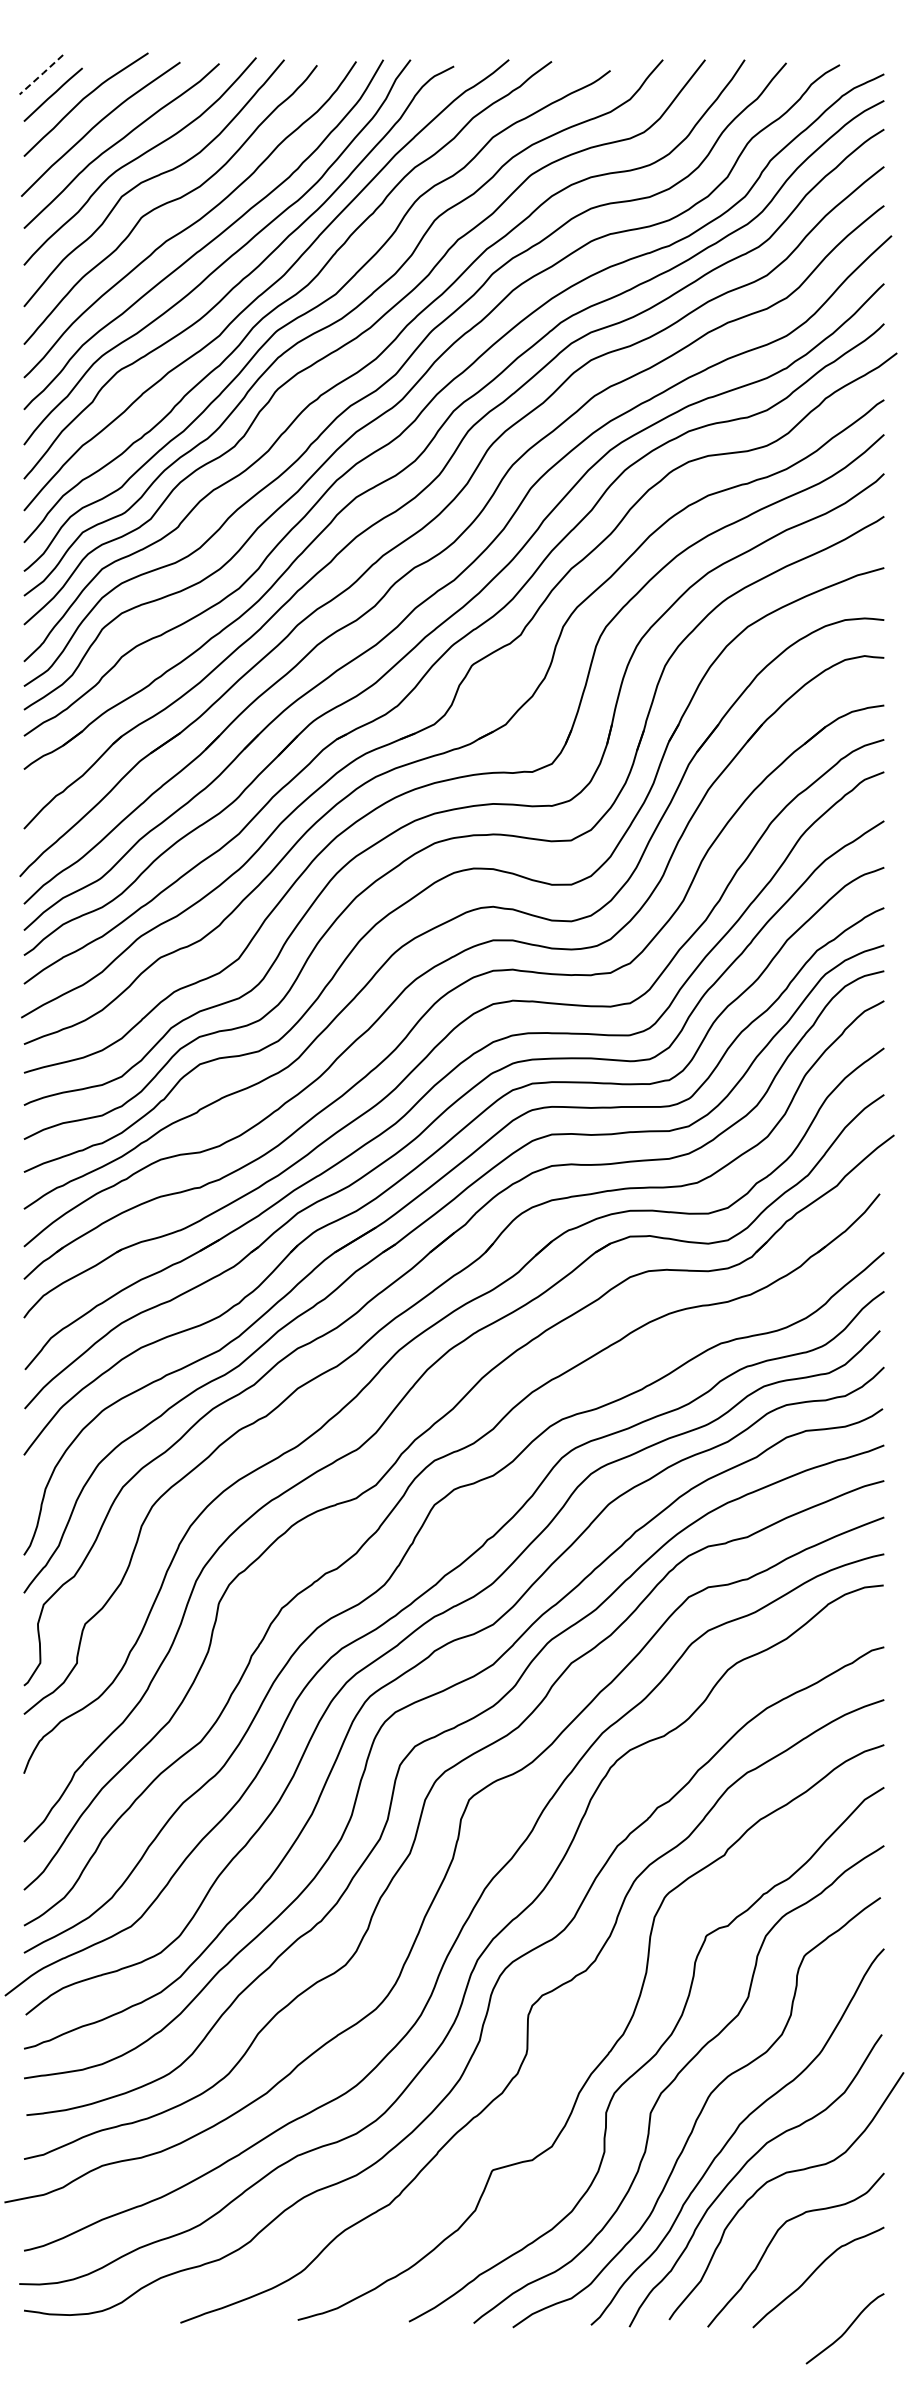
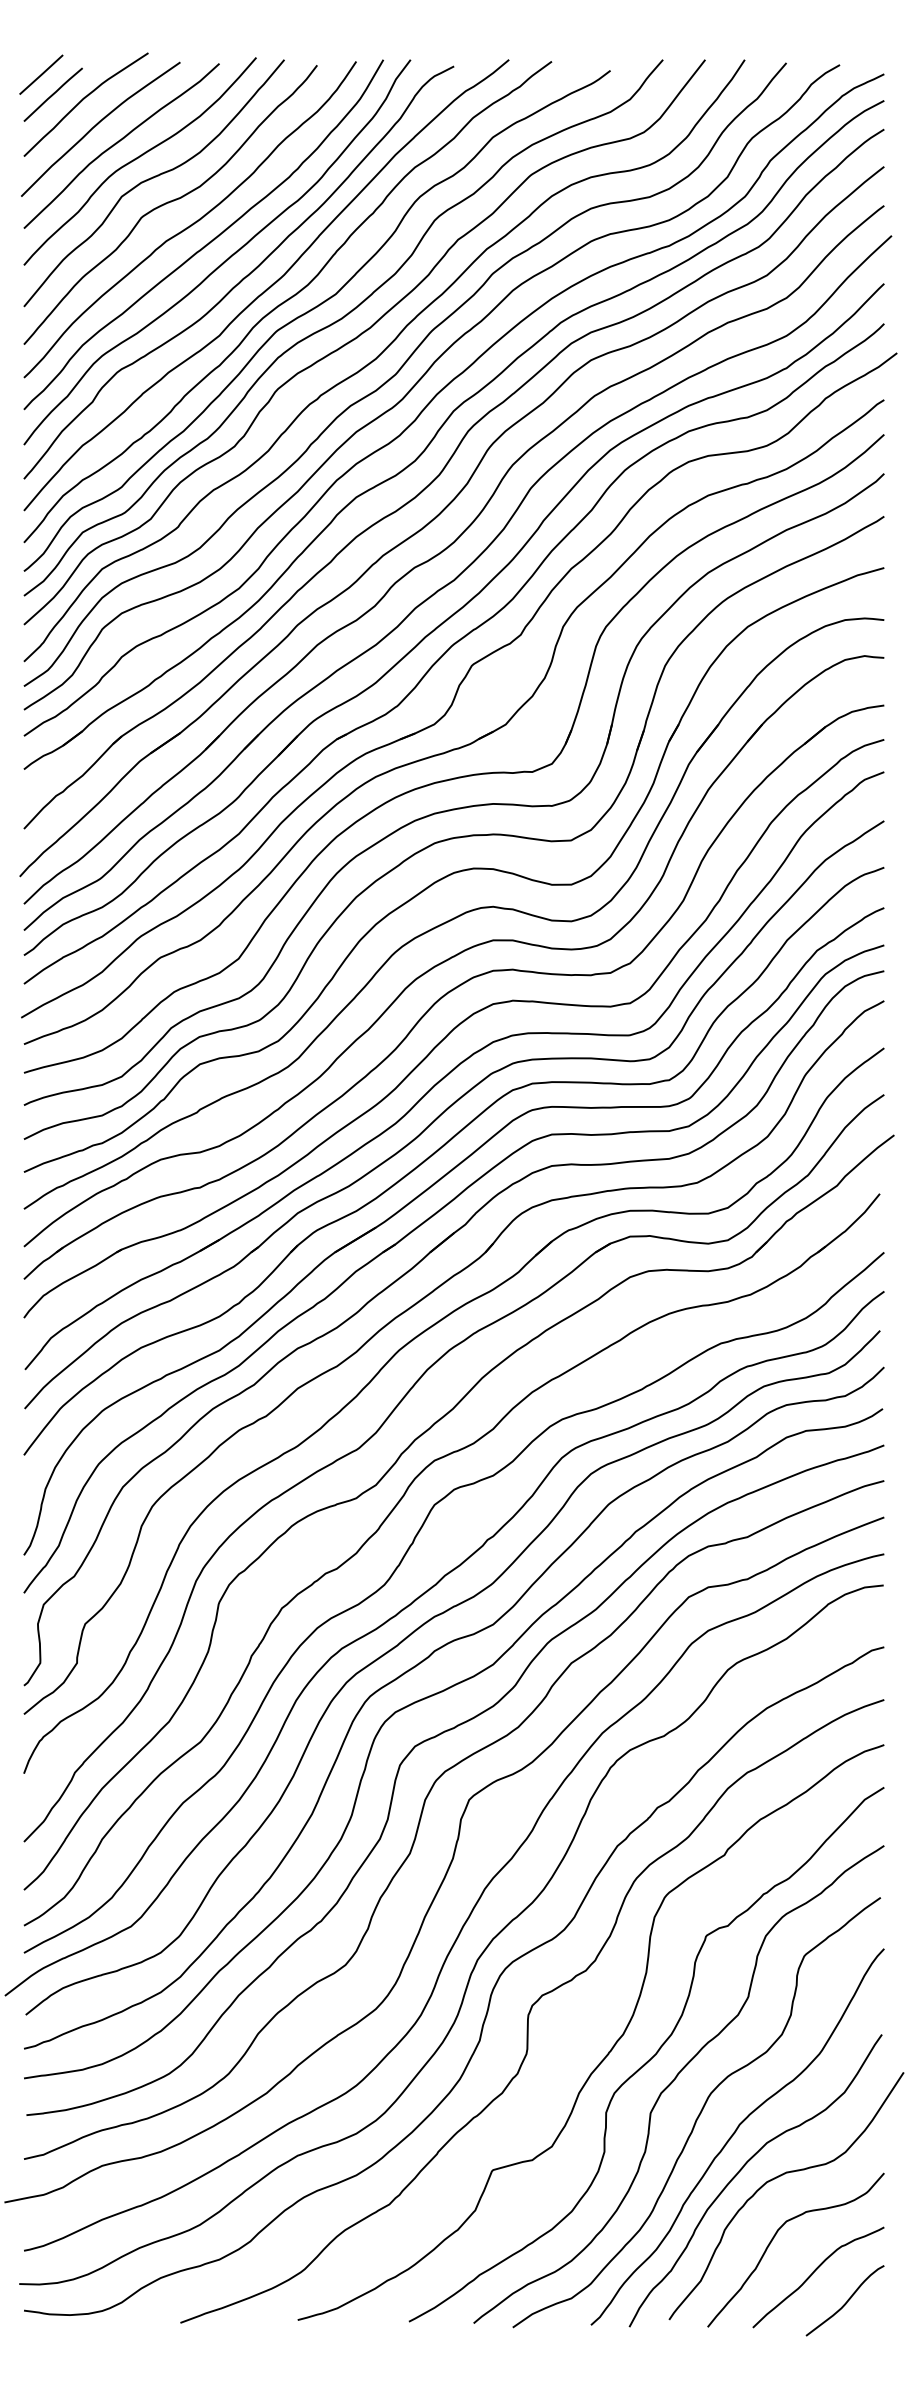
line: dashed -> solid (41, 74)
curve position: (846, 2329) -> (846, 2301) (846, 2301)
